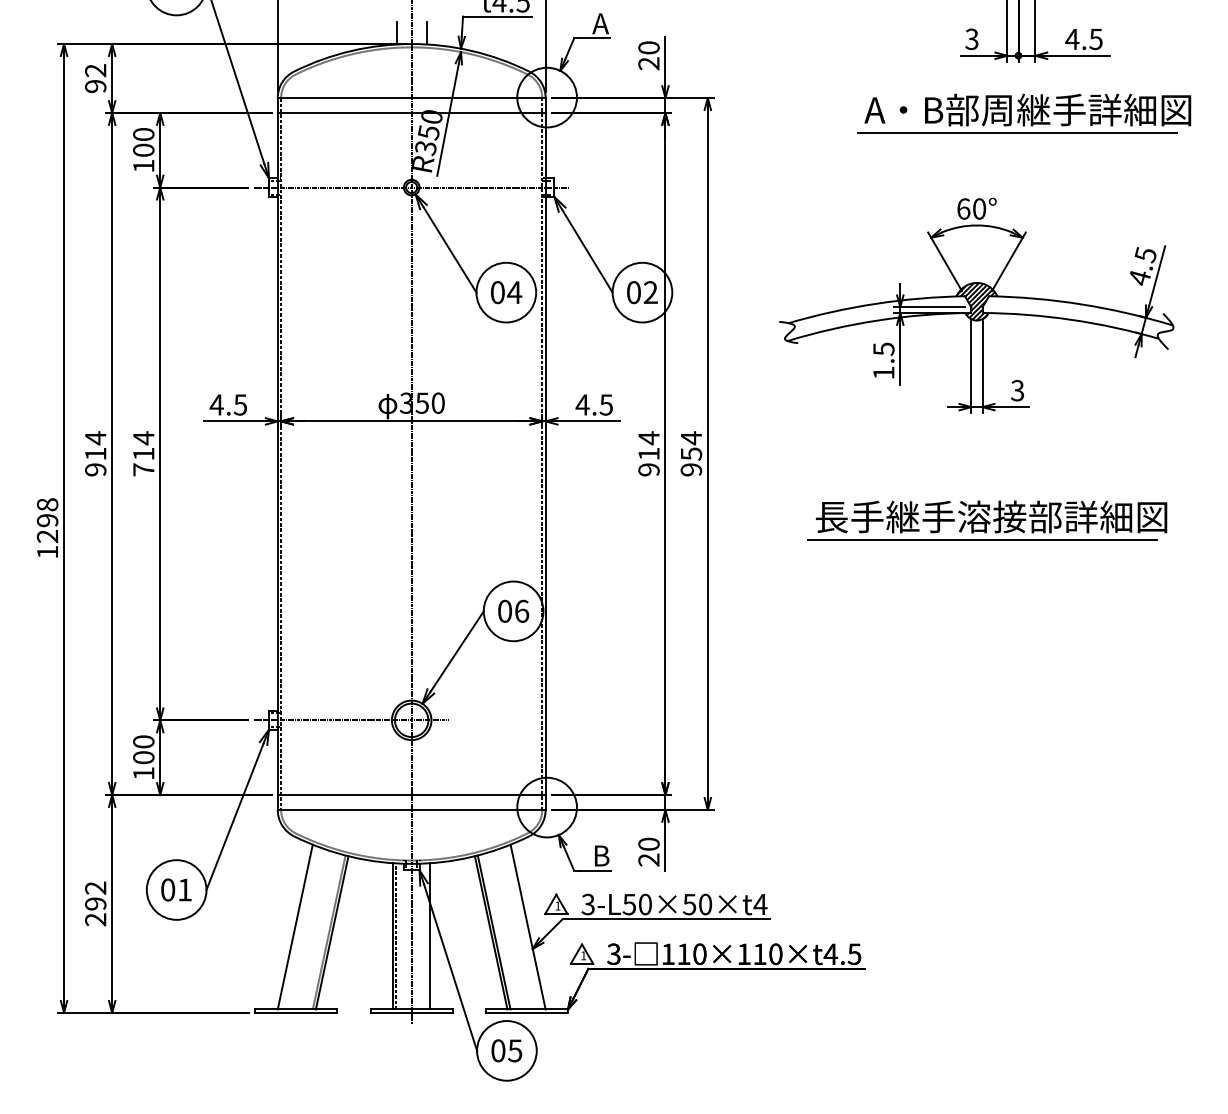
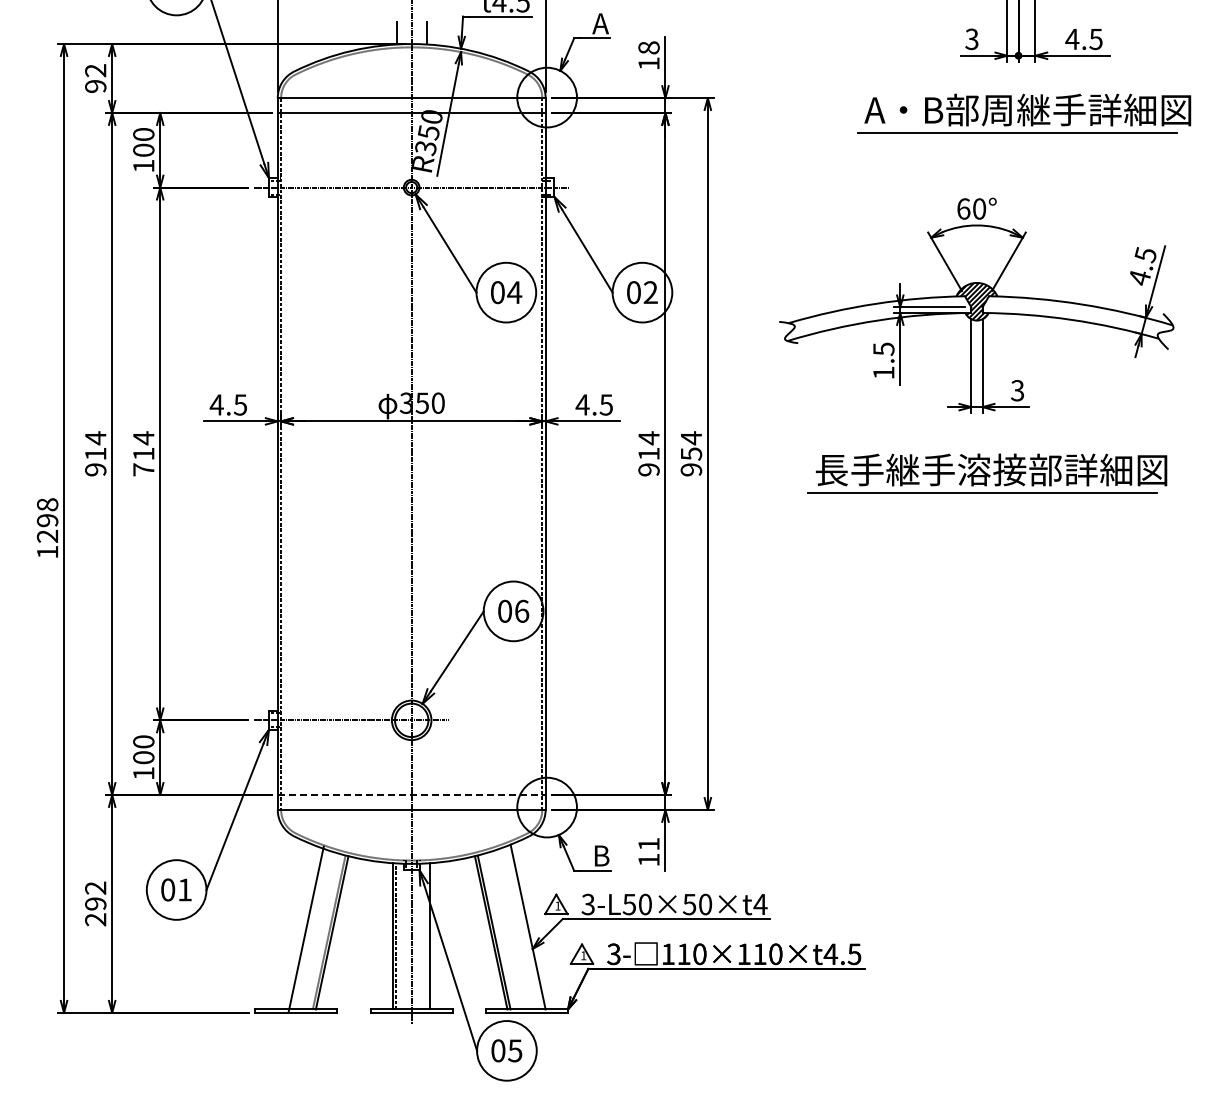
text: 20 -> 18 (648, 55)
part position: (987, 520) -> (987, 473) (987, 473)
line: solid -> dashed (411, 794)
text: 20 -> 11 (648, 851)
line position: (294, 926) -> (305, 928) (305, 928)
